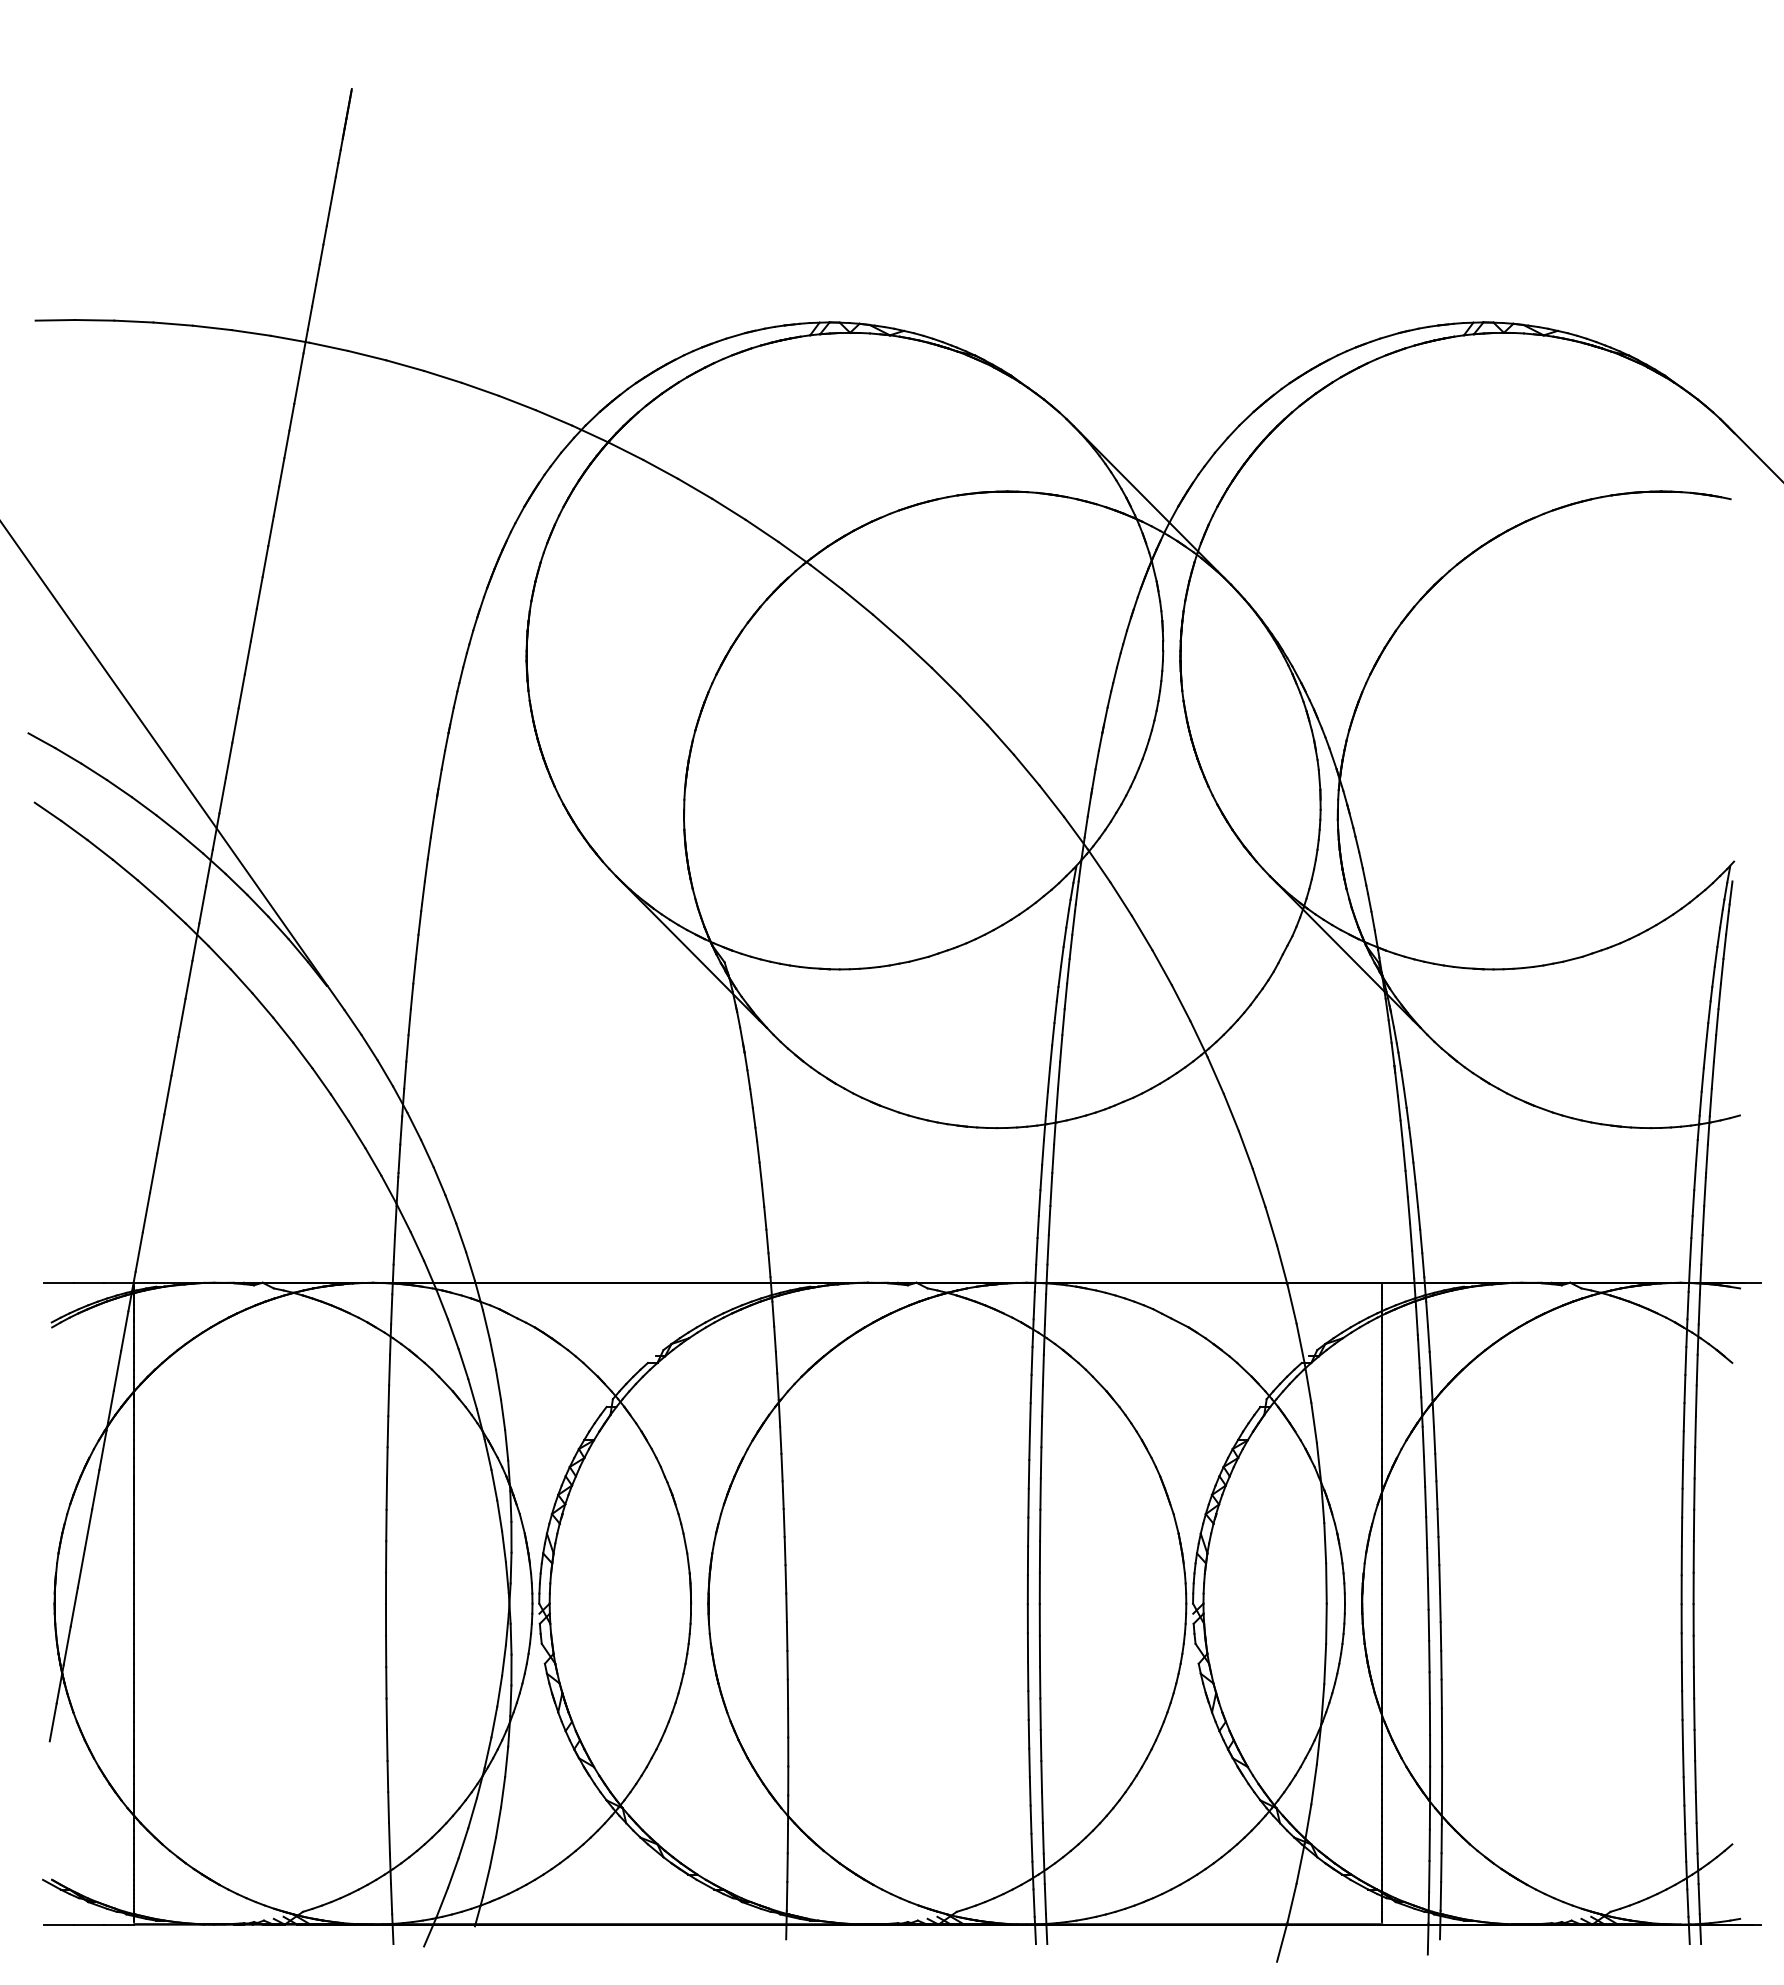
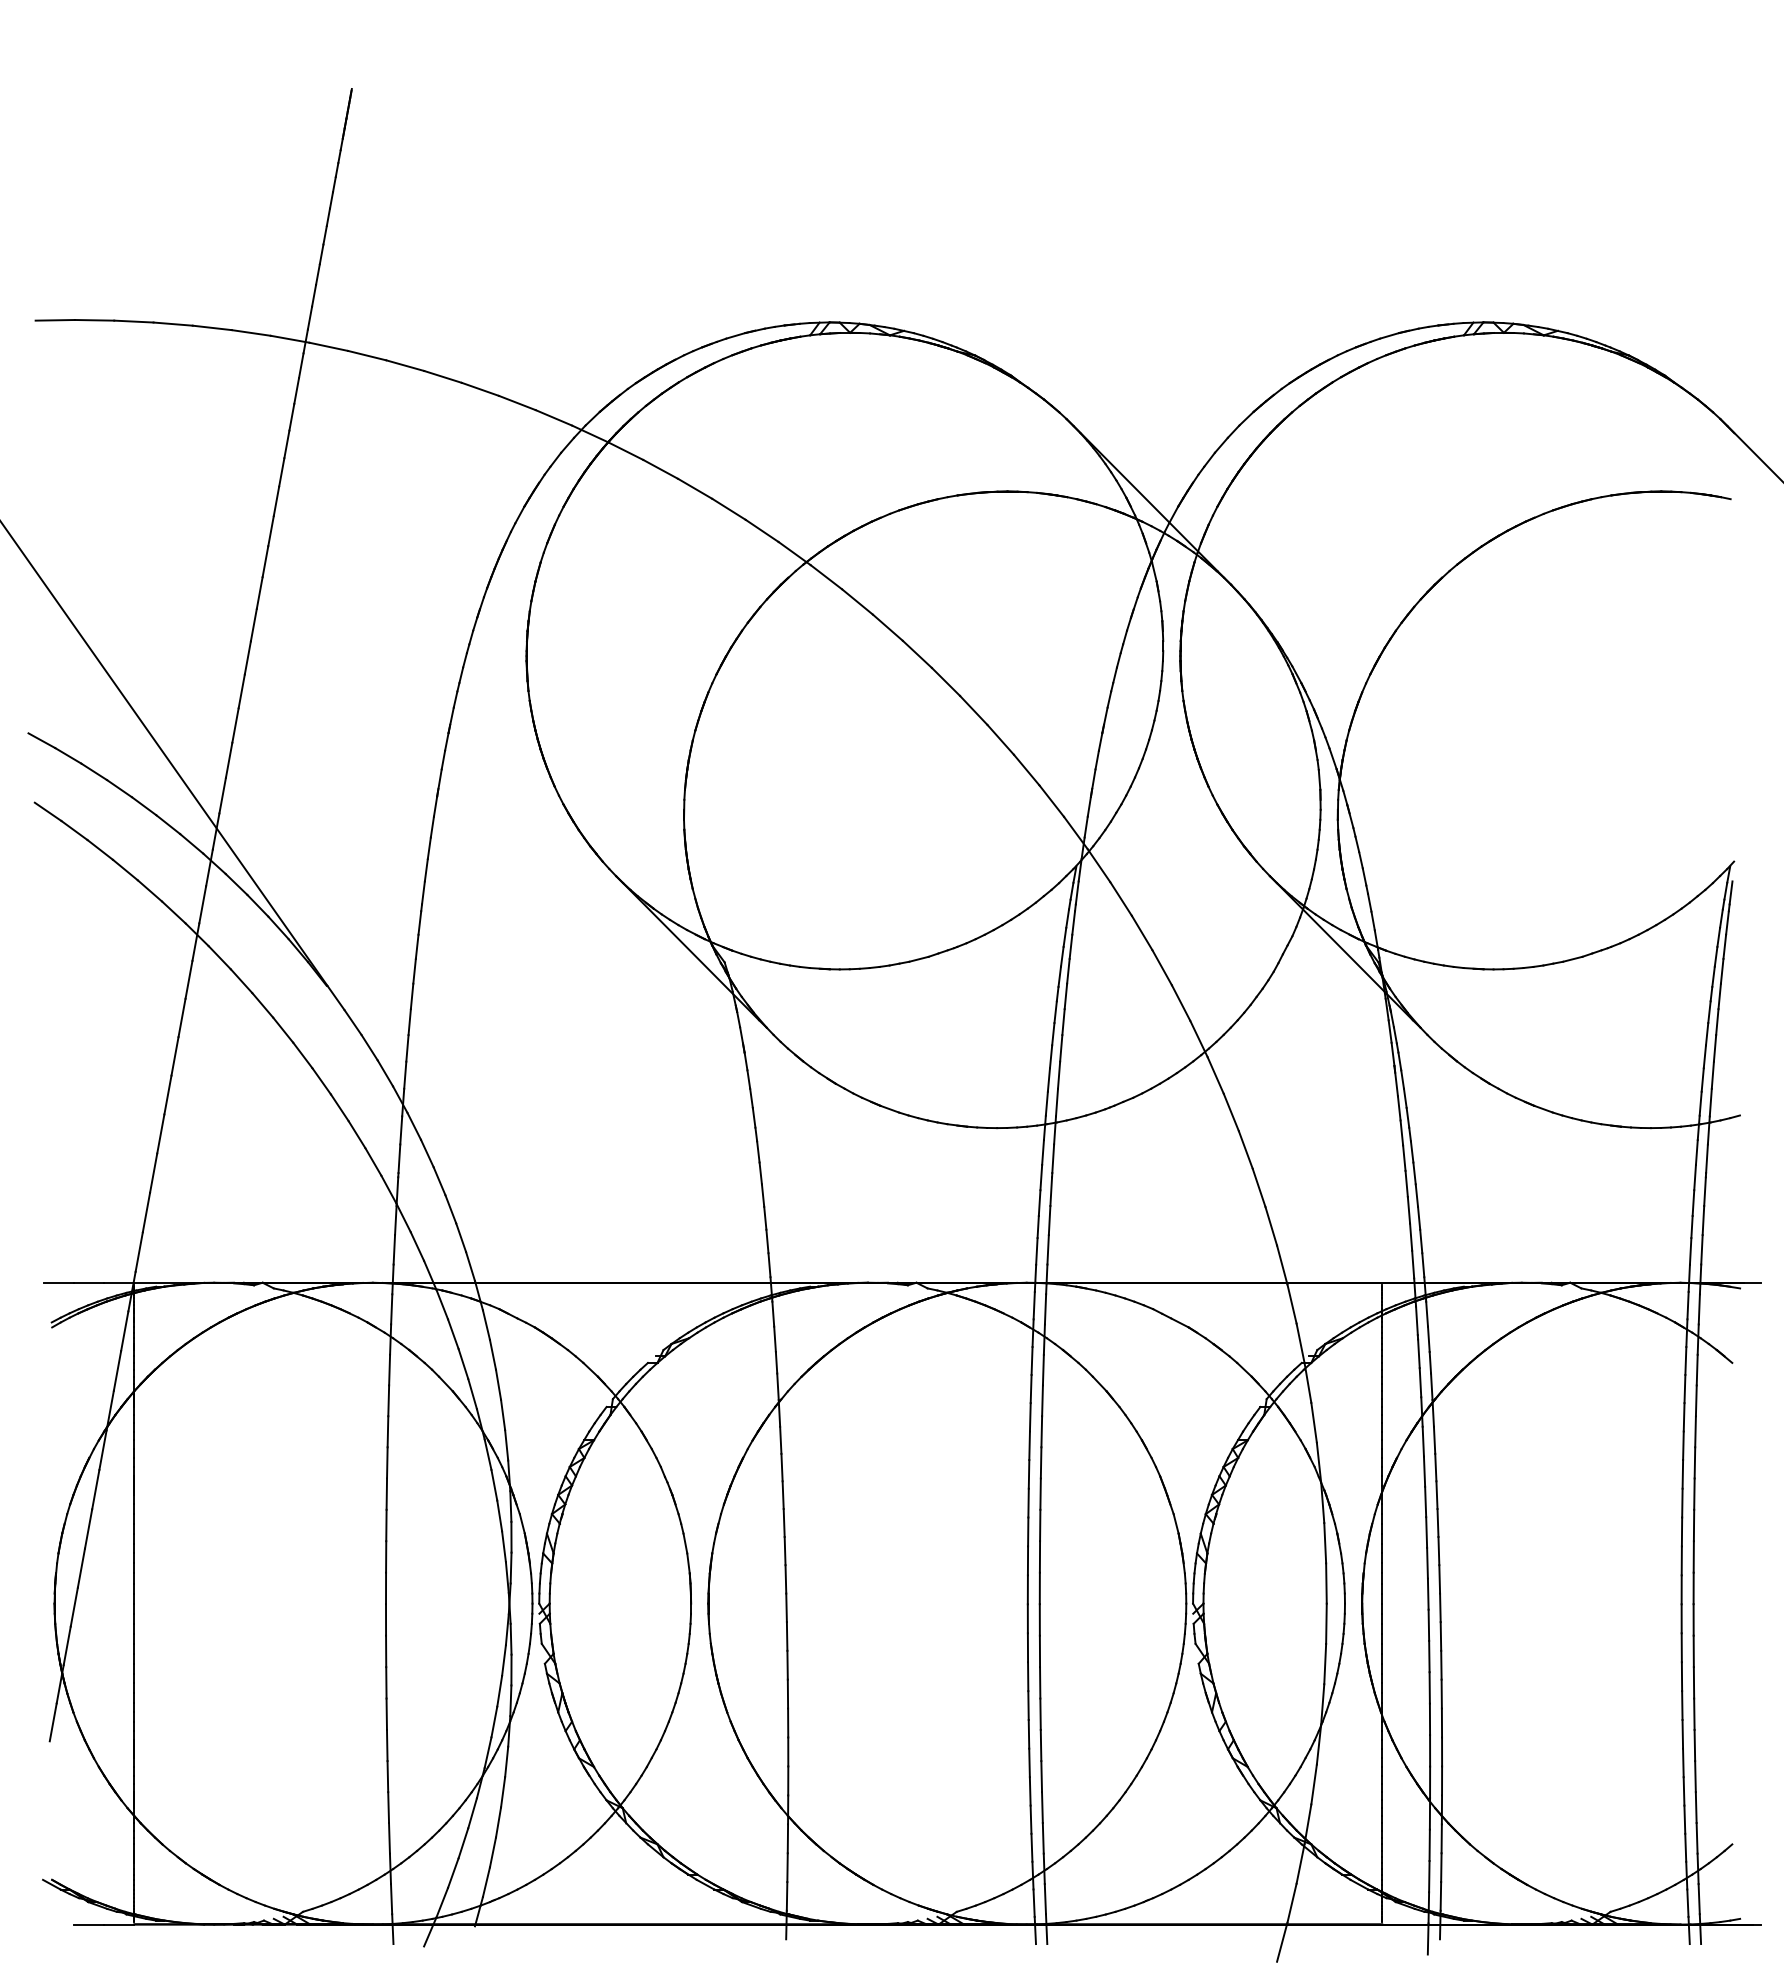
line: present -> none (58, 1924)
